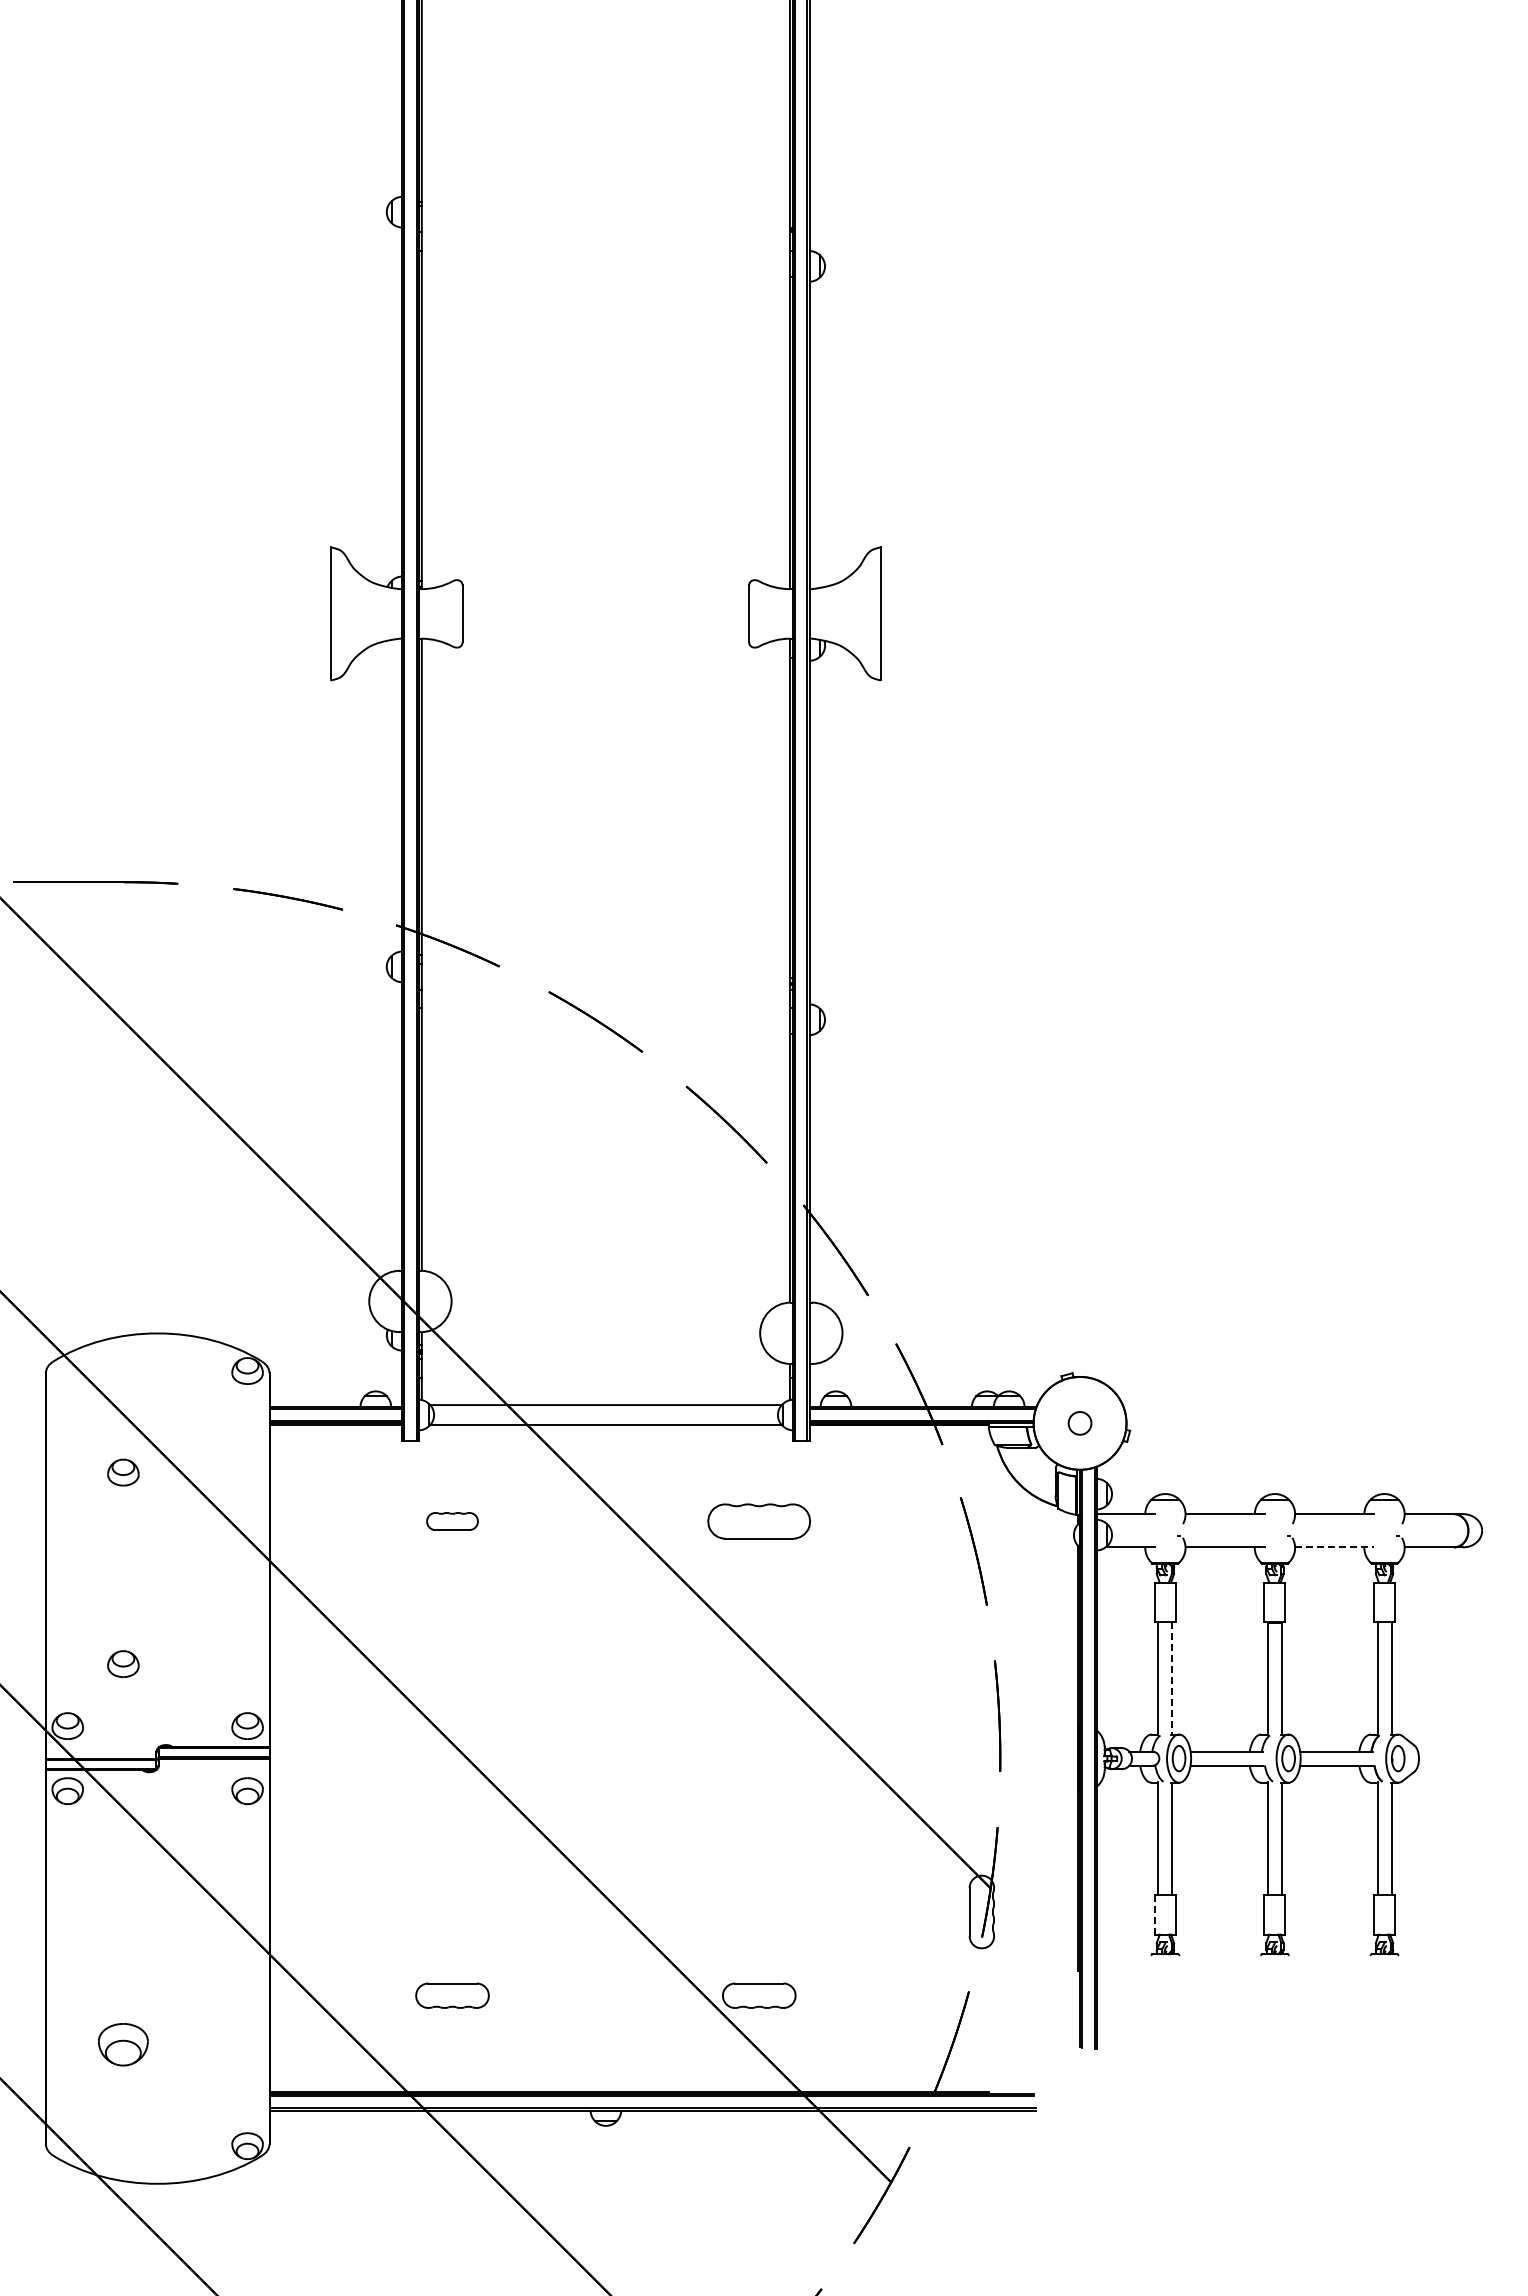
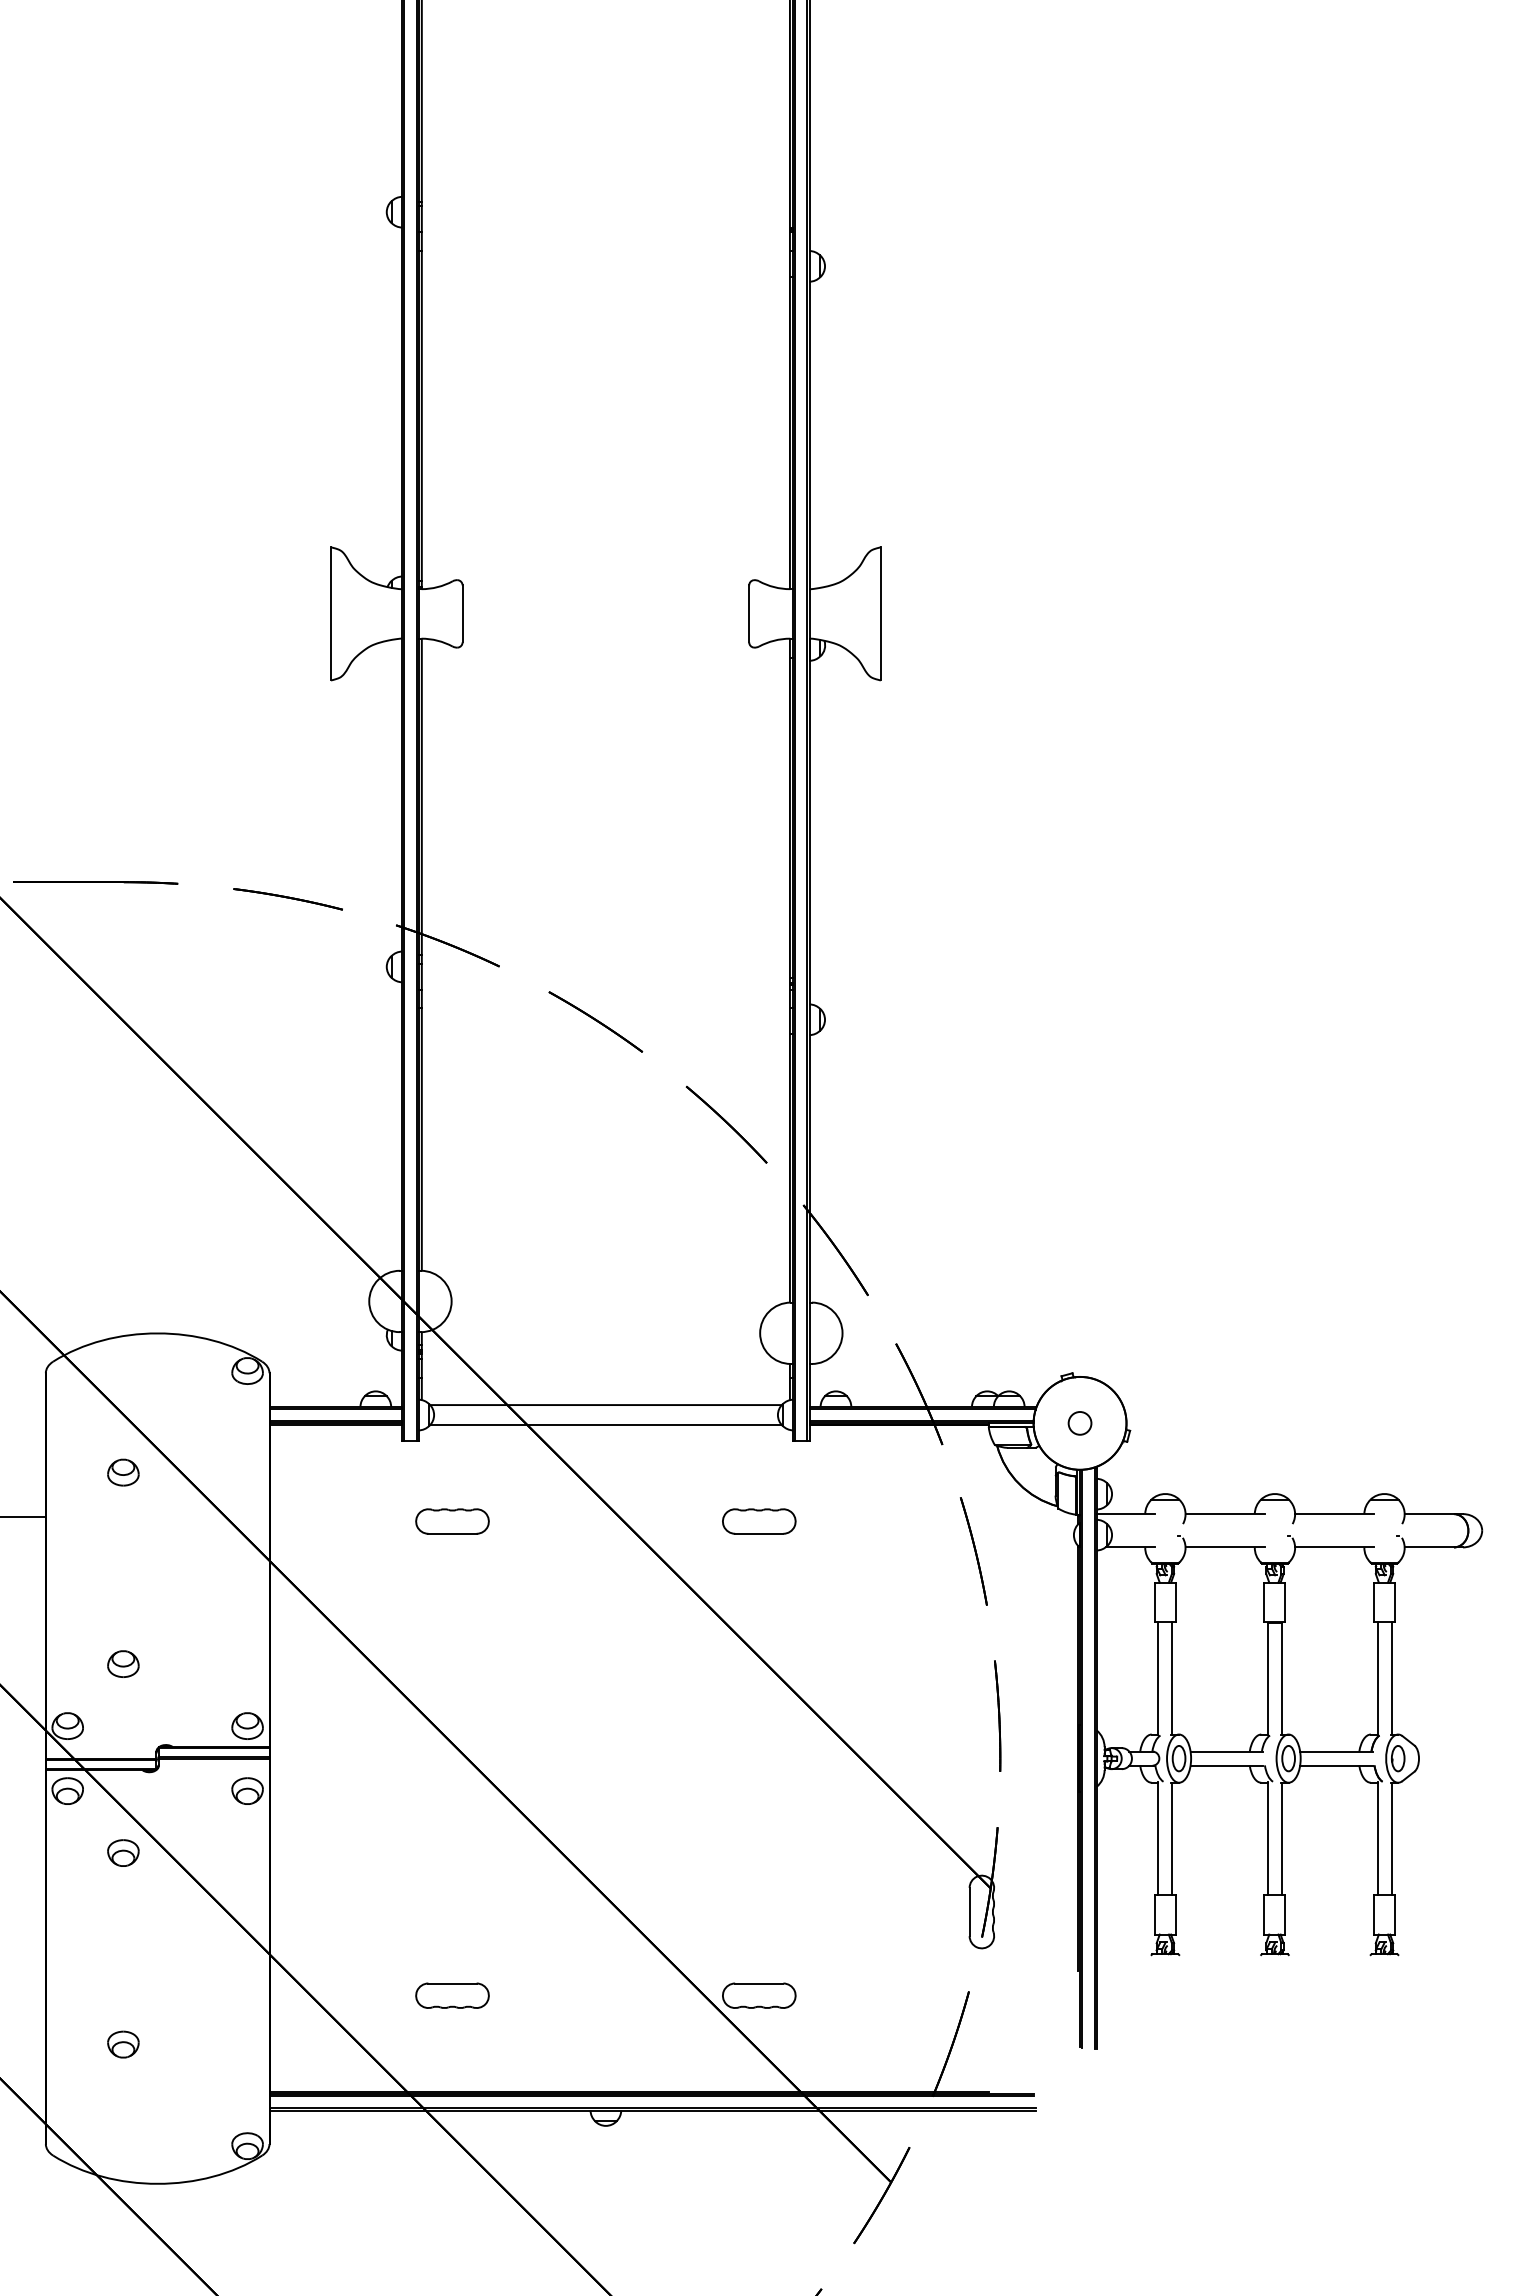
line: none -> present (24, 1516)
part size: 53x19 px -> 75x27 px (452, 1521)
part size: 104x37 px -> 75x27 px (759, 1521)
line: dashed -> solid (1334, 1547)
line: dashed -> solid (1172, 1678)
part: none -> present (123, 1852)
line: dashed -> solid (1154, 1914)
part size: 51x44 px -> 33x29 px (123, 2044)
